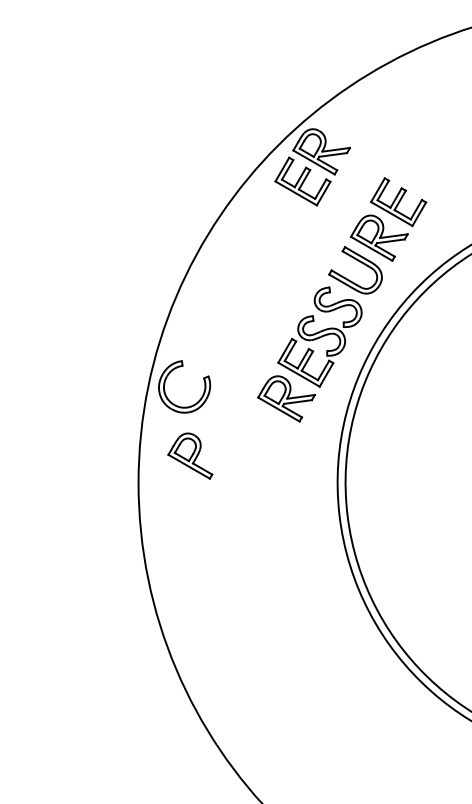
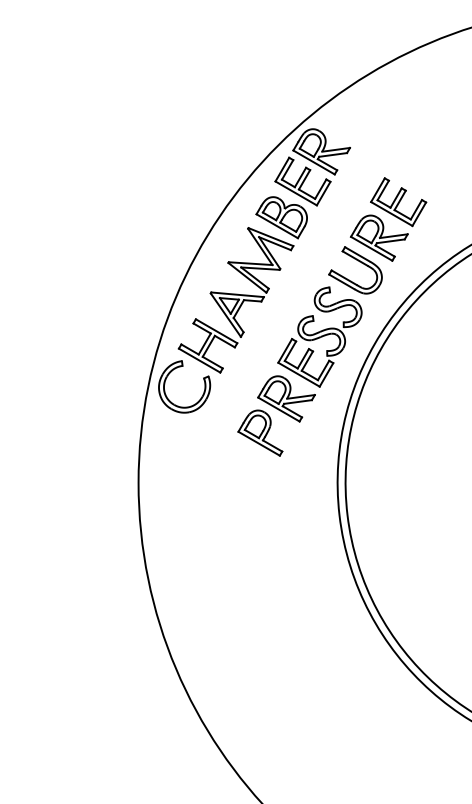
part: none -> present (247, 279)
part position: (190, 455) -> (260, 432) (260, 432)
